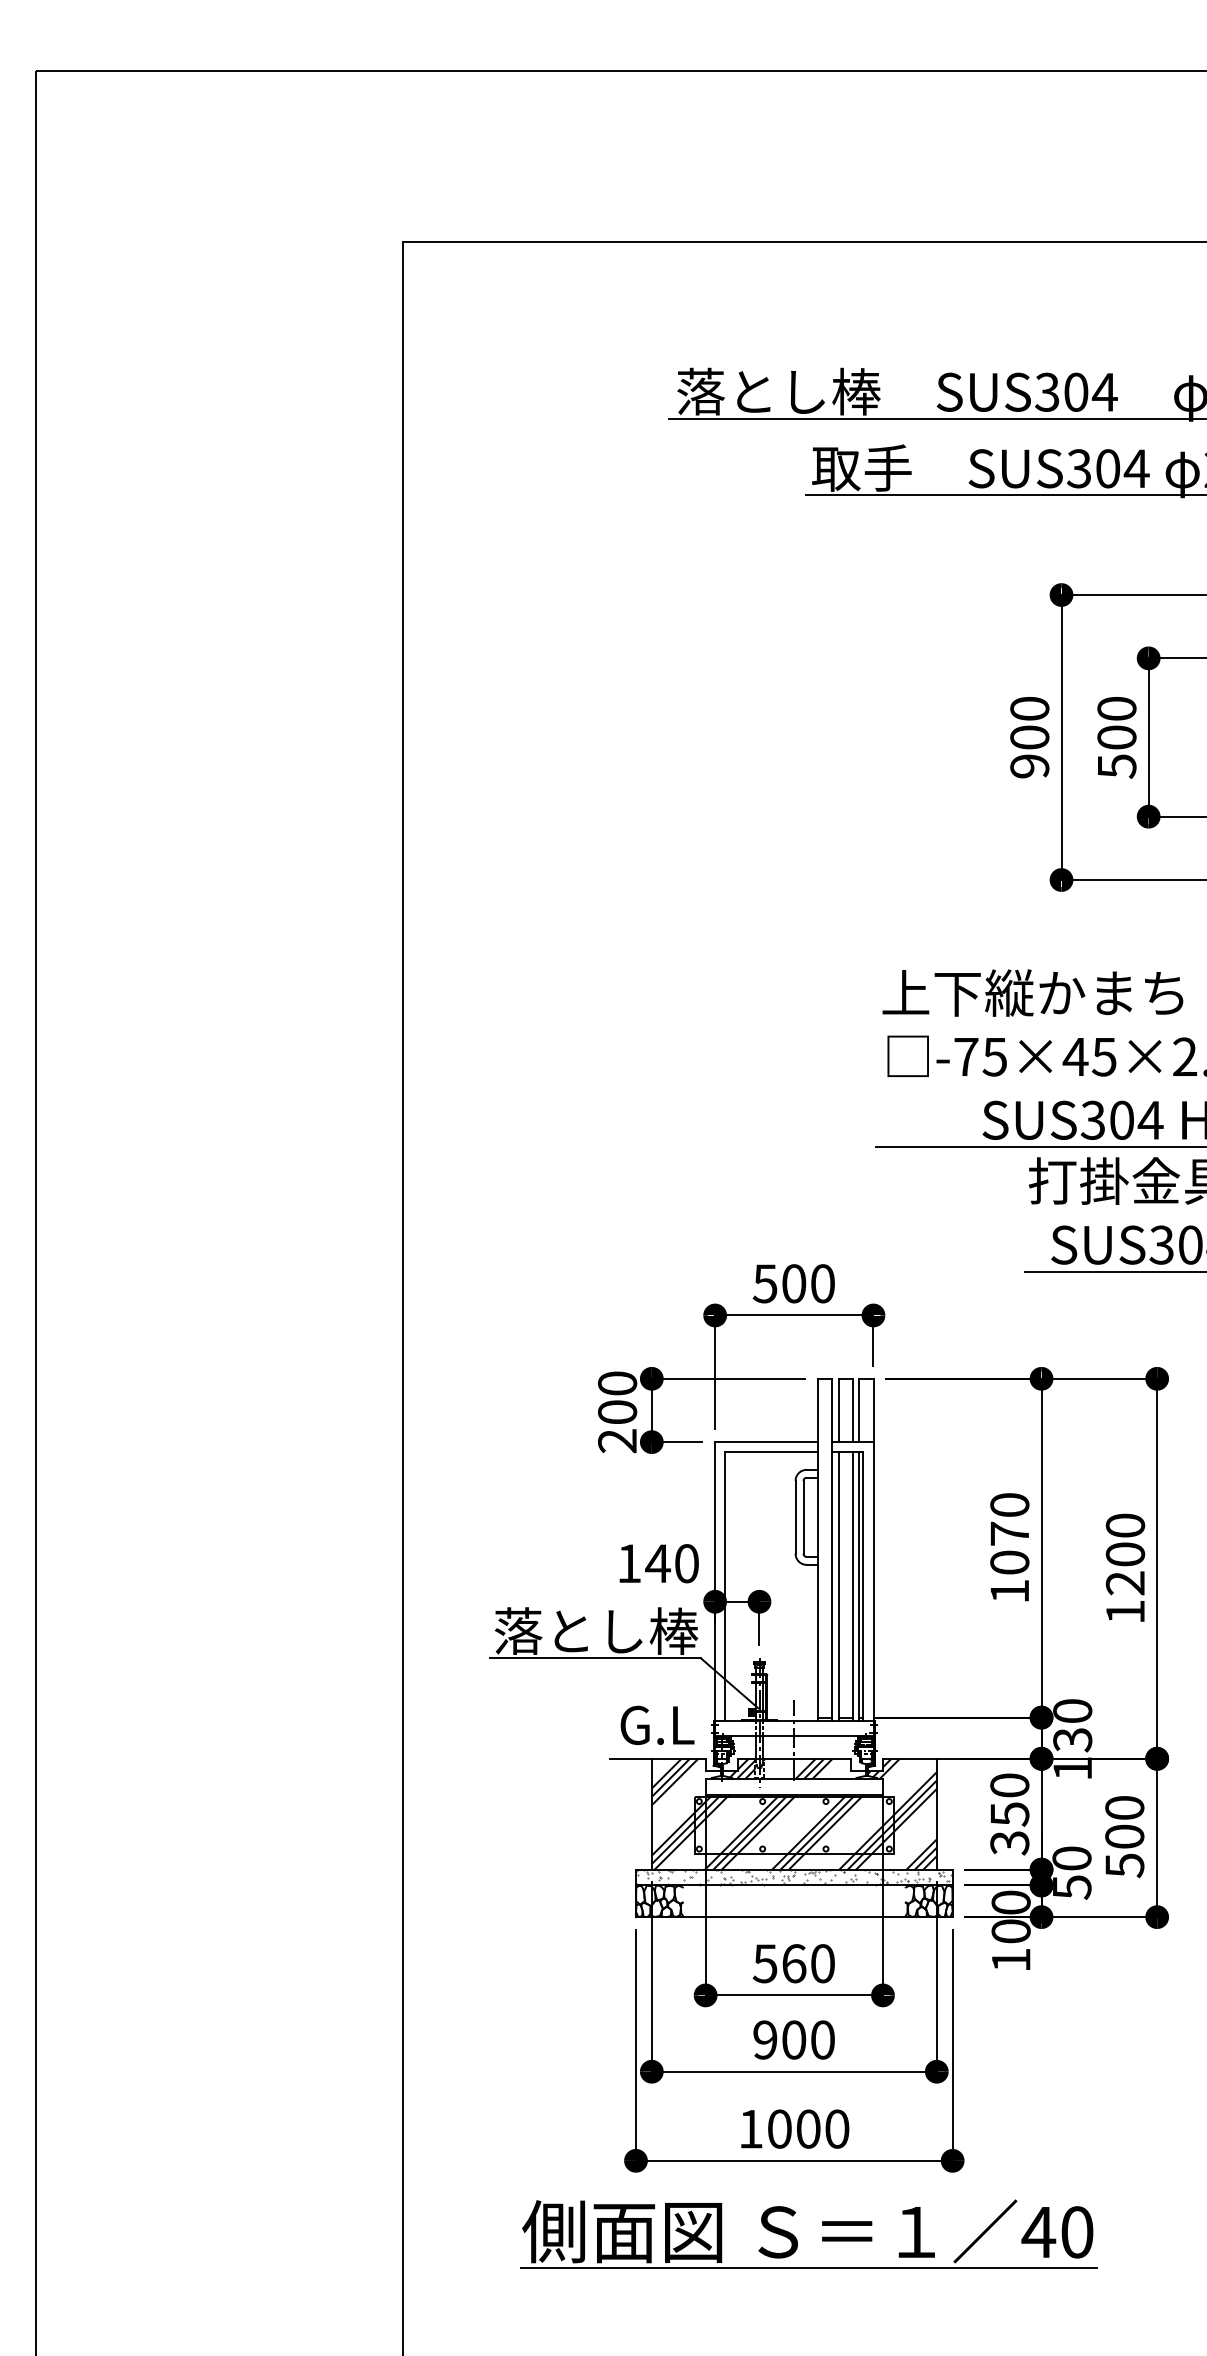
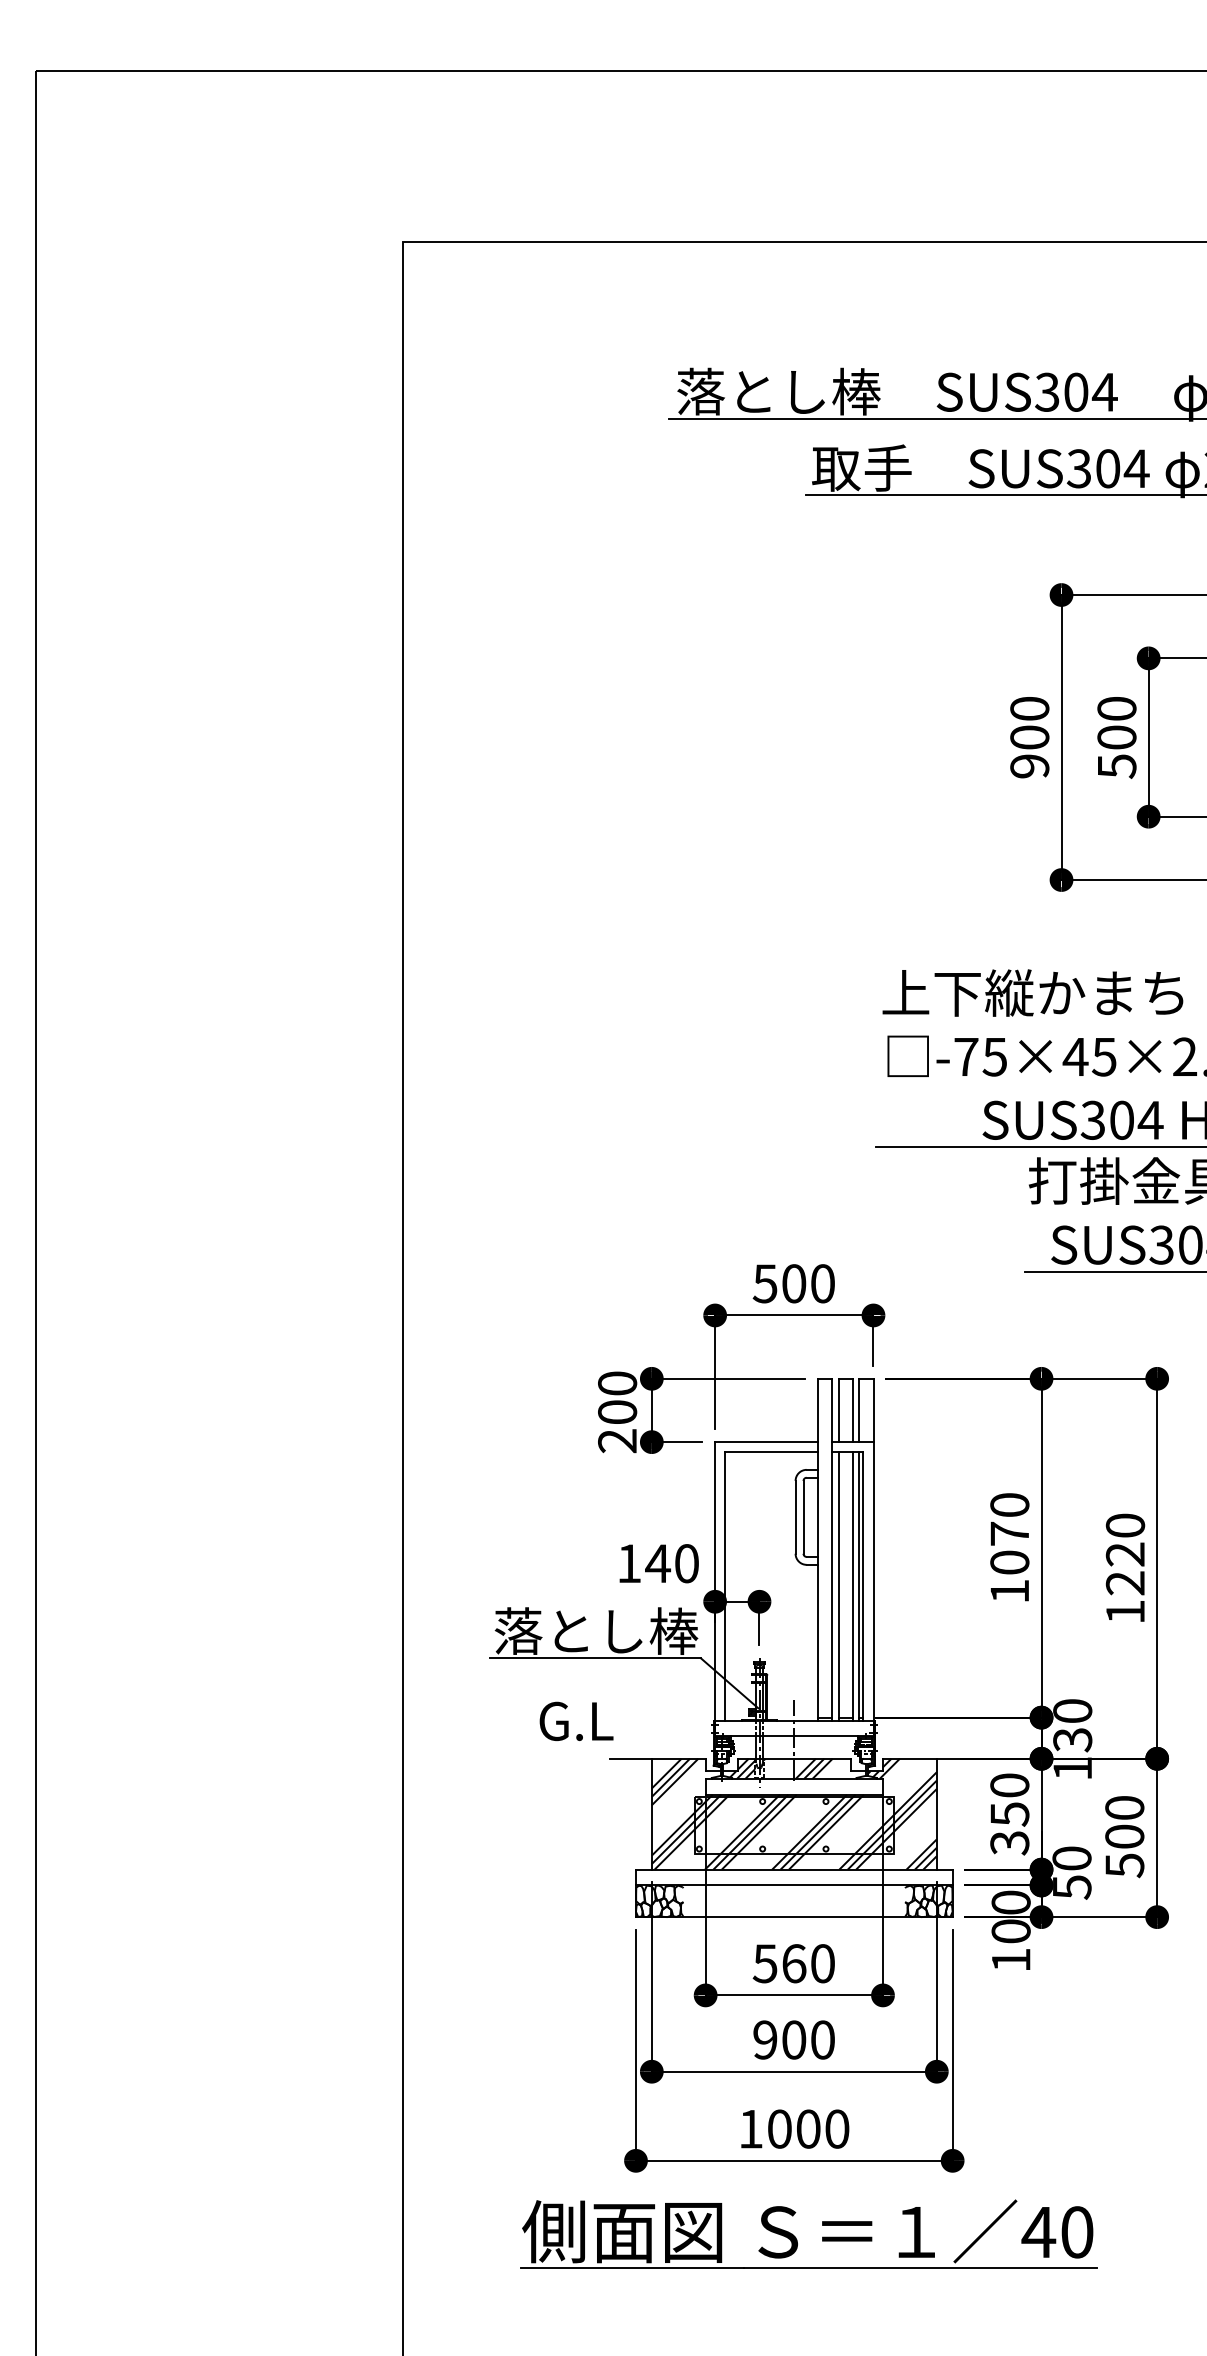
text: 1200 -> 1220 (1125, 1554)
text position: (657, 1724) -> (576, 1720) (576, 1720)
hatch: present -> none (793, 1877)
